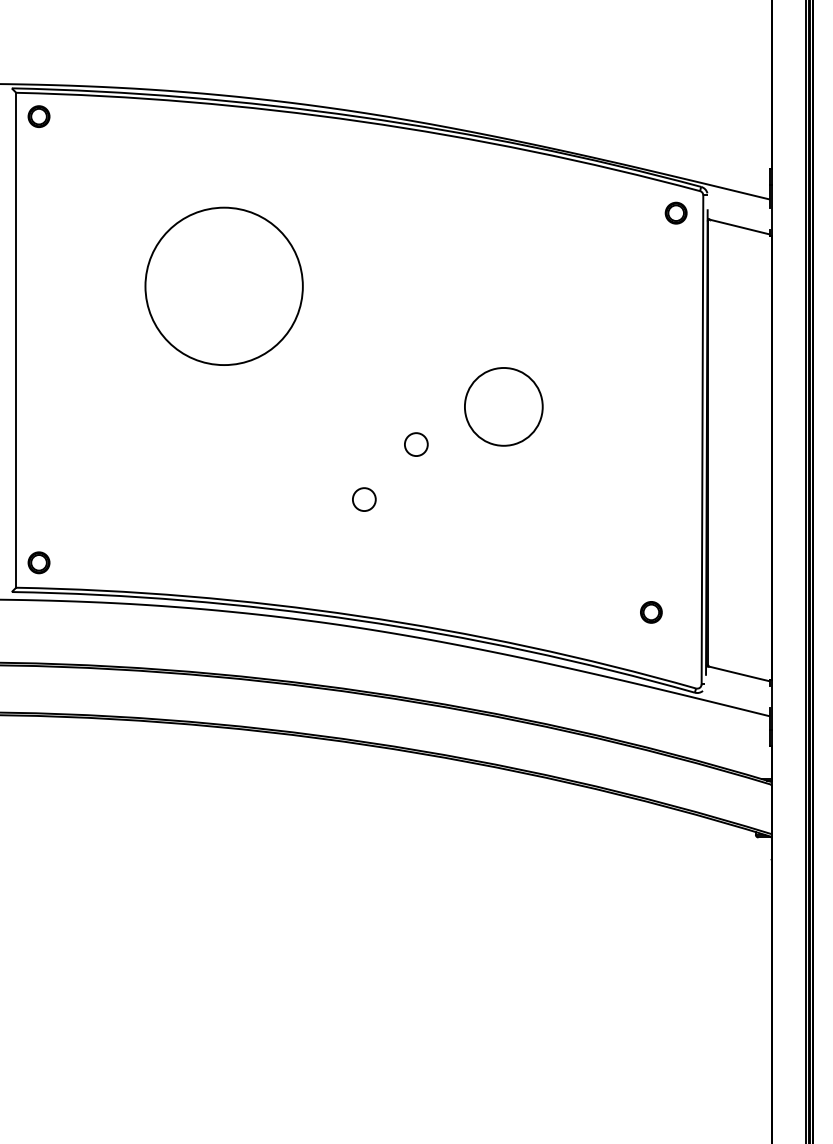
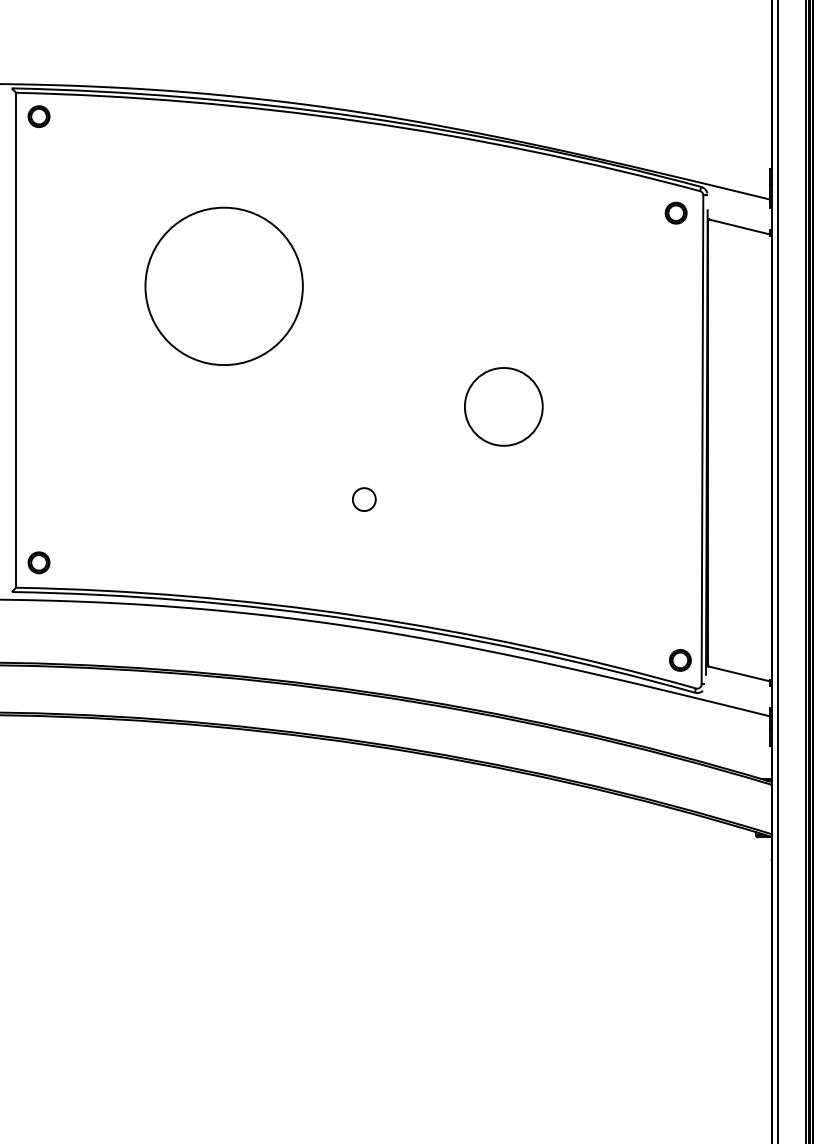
circle: present -> none (416, 444)
line: none -> present (777, 571)
part position: (651, 612) -> (680, 660) (680, 660)
